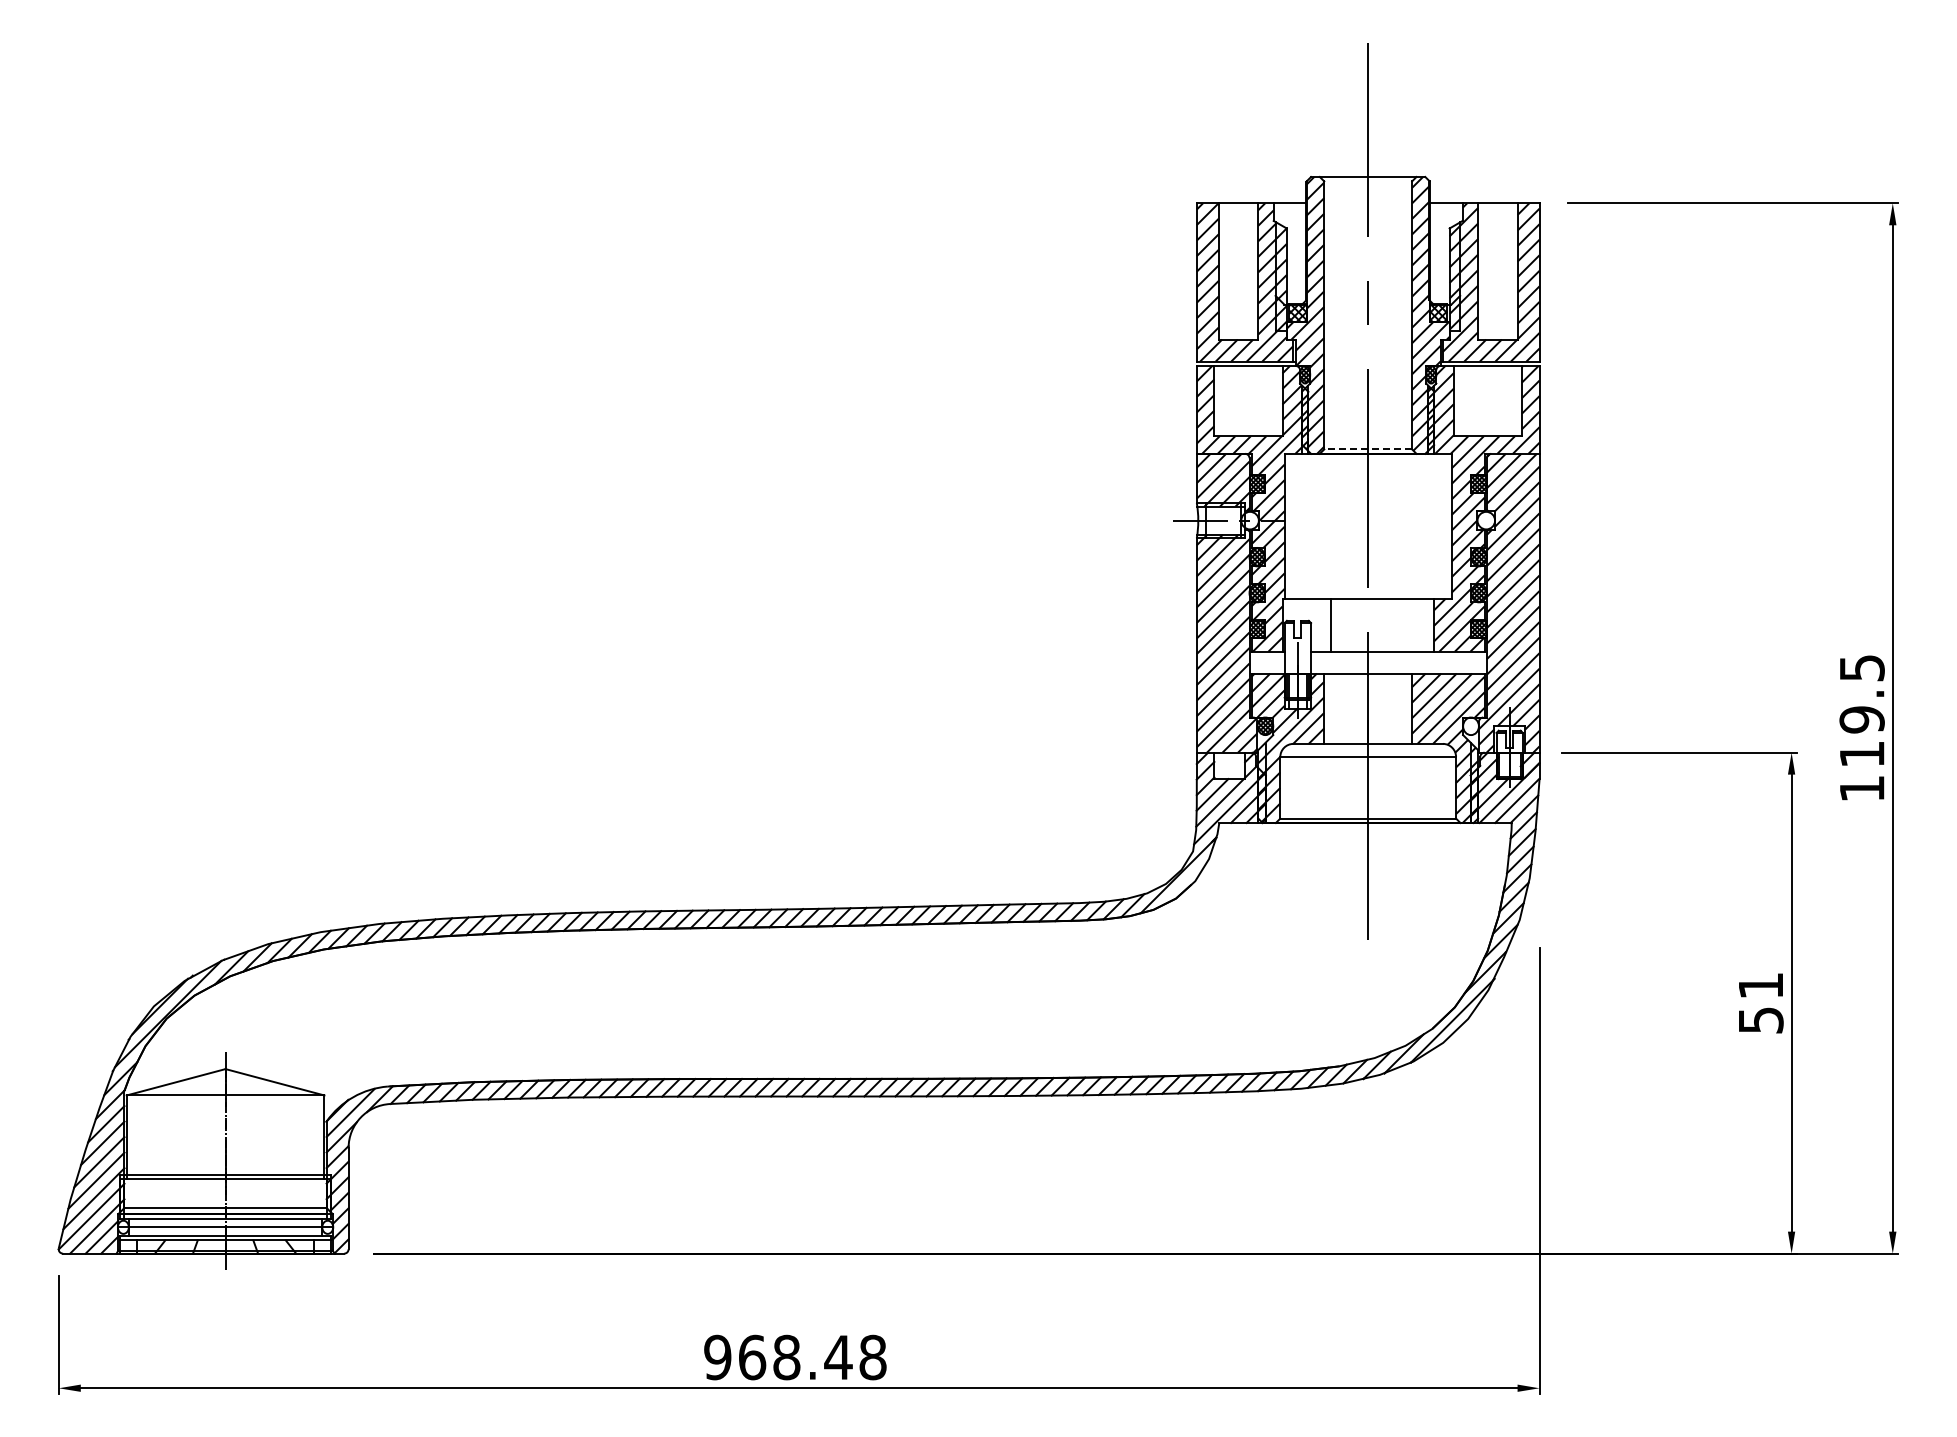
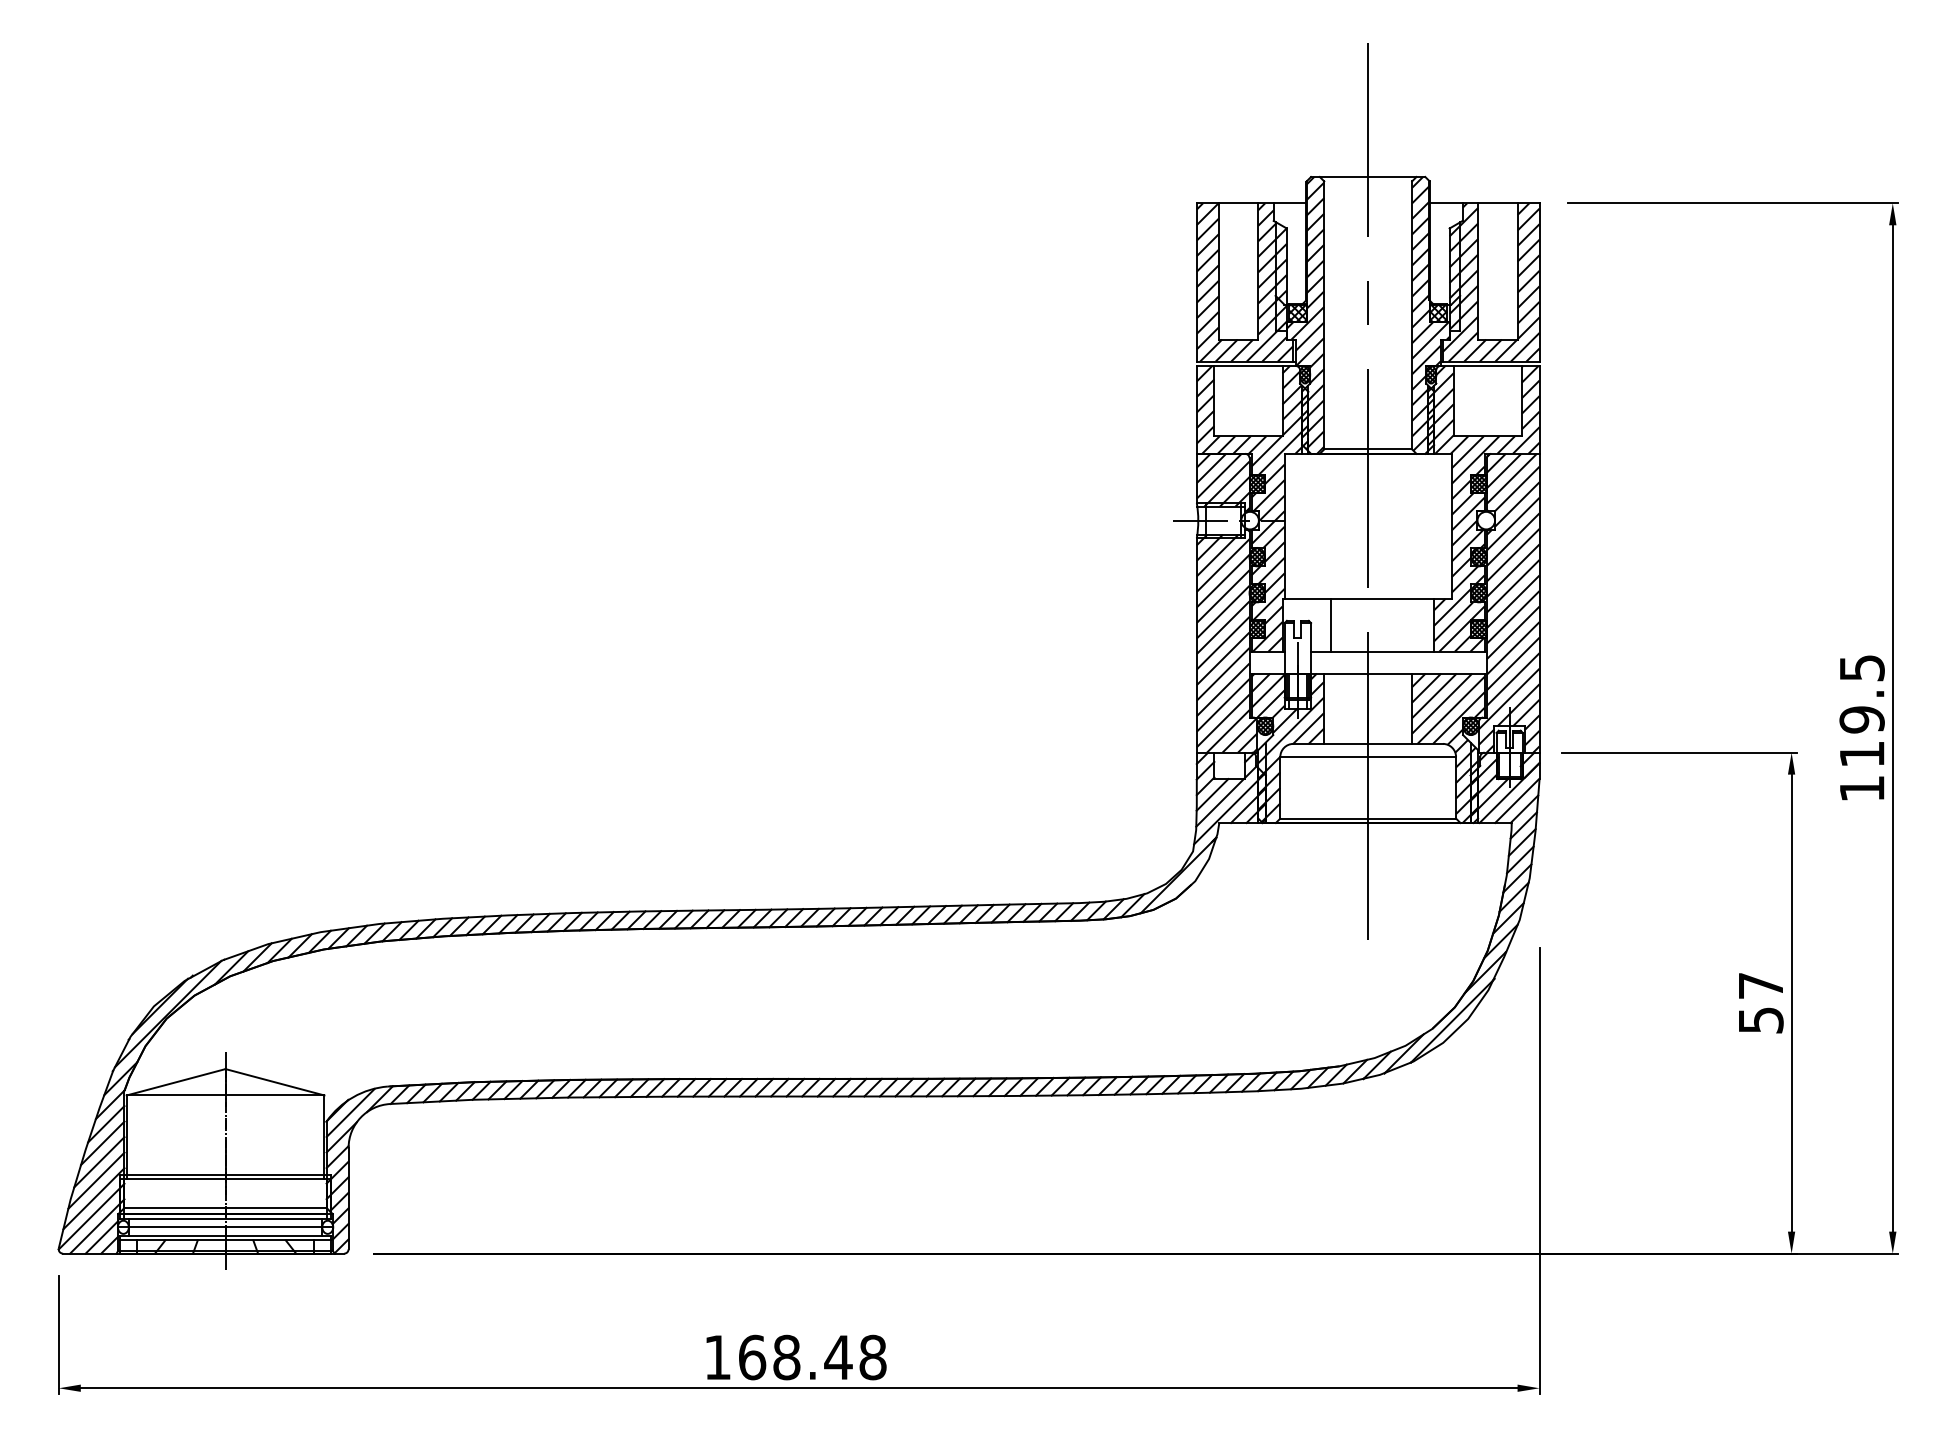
line: dashed -> solid (1368, 449)
hatch: none -> present (1470, 726)
text: 51 -> 57 (1760, 985)
text: 968.48 -> 168.48 (717, 1357)
